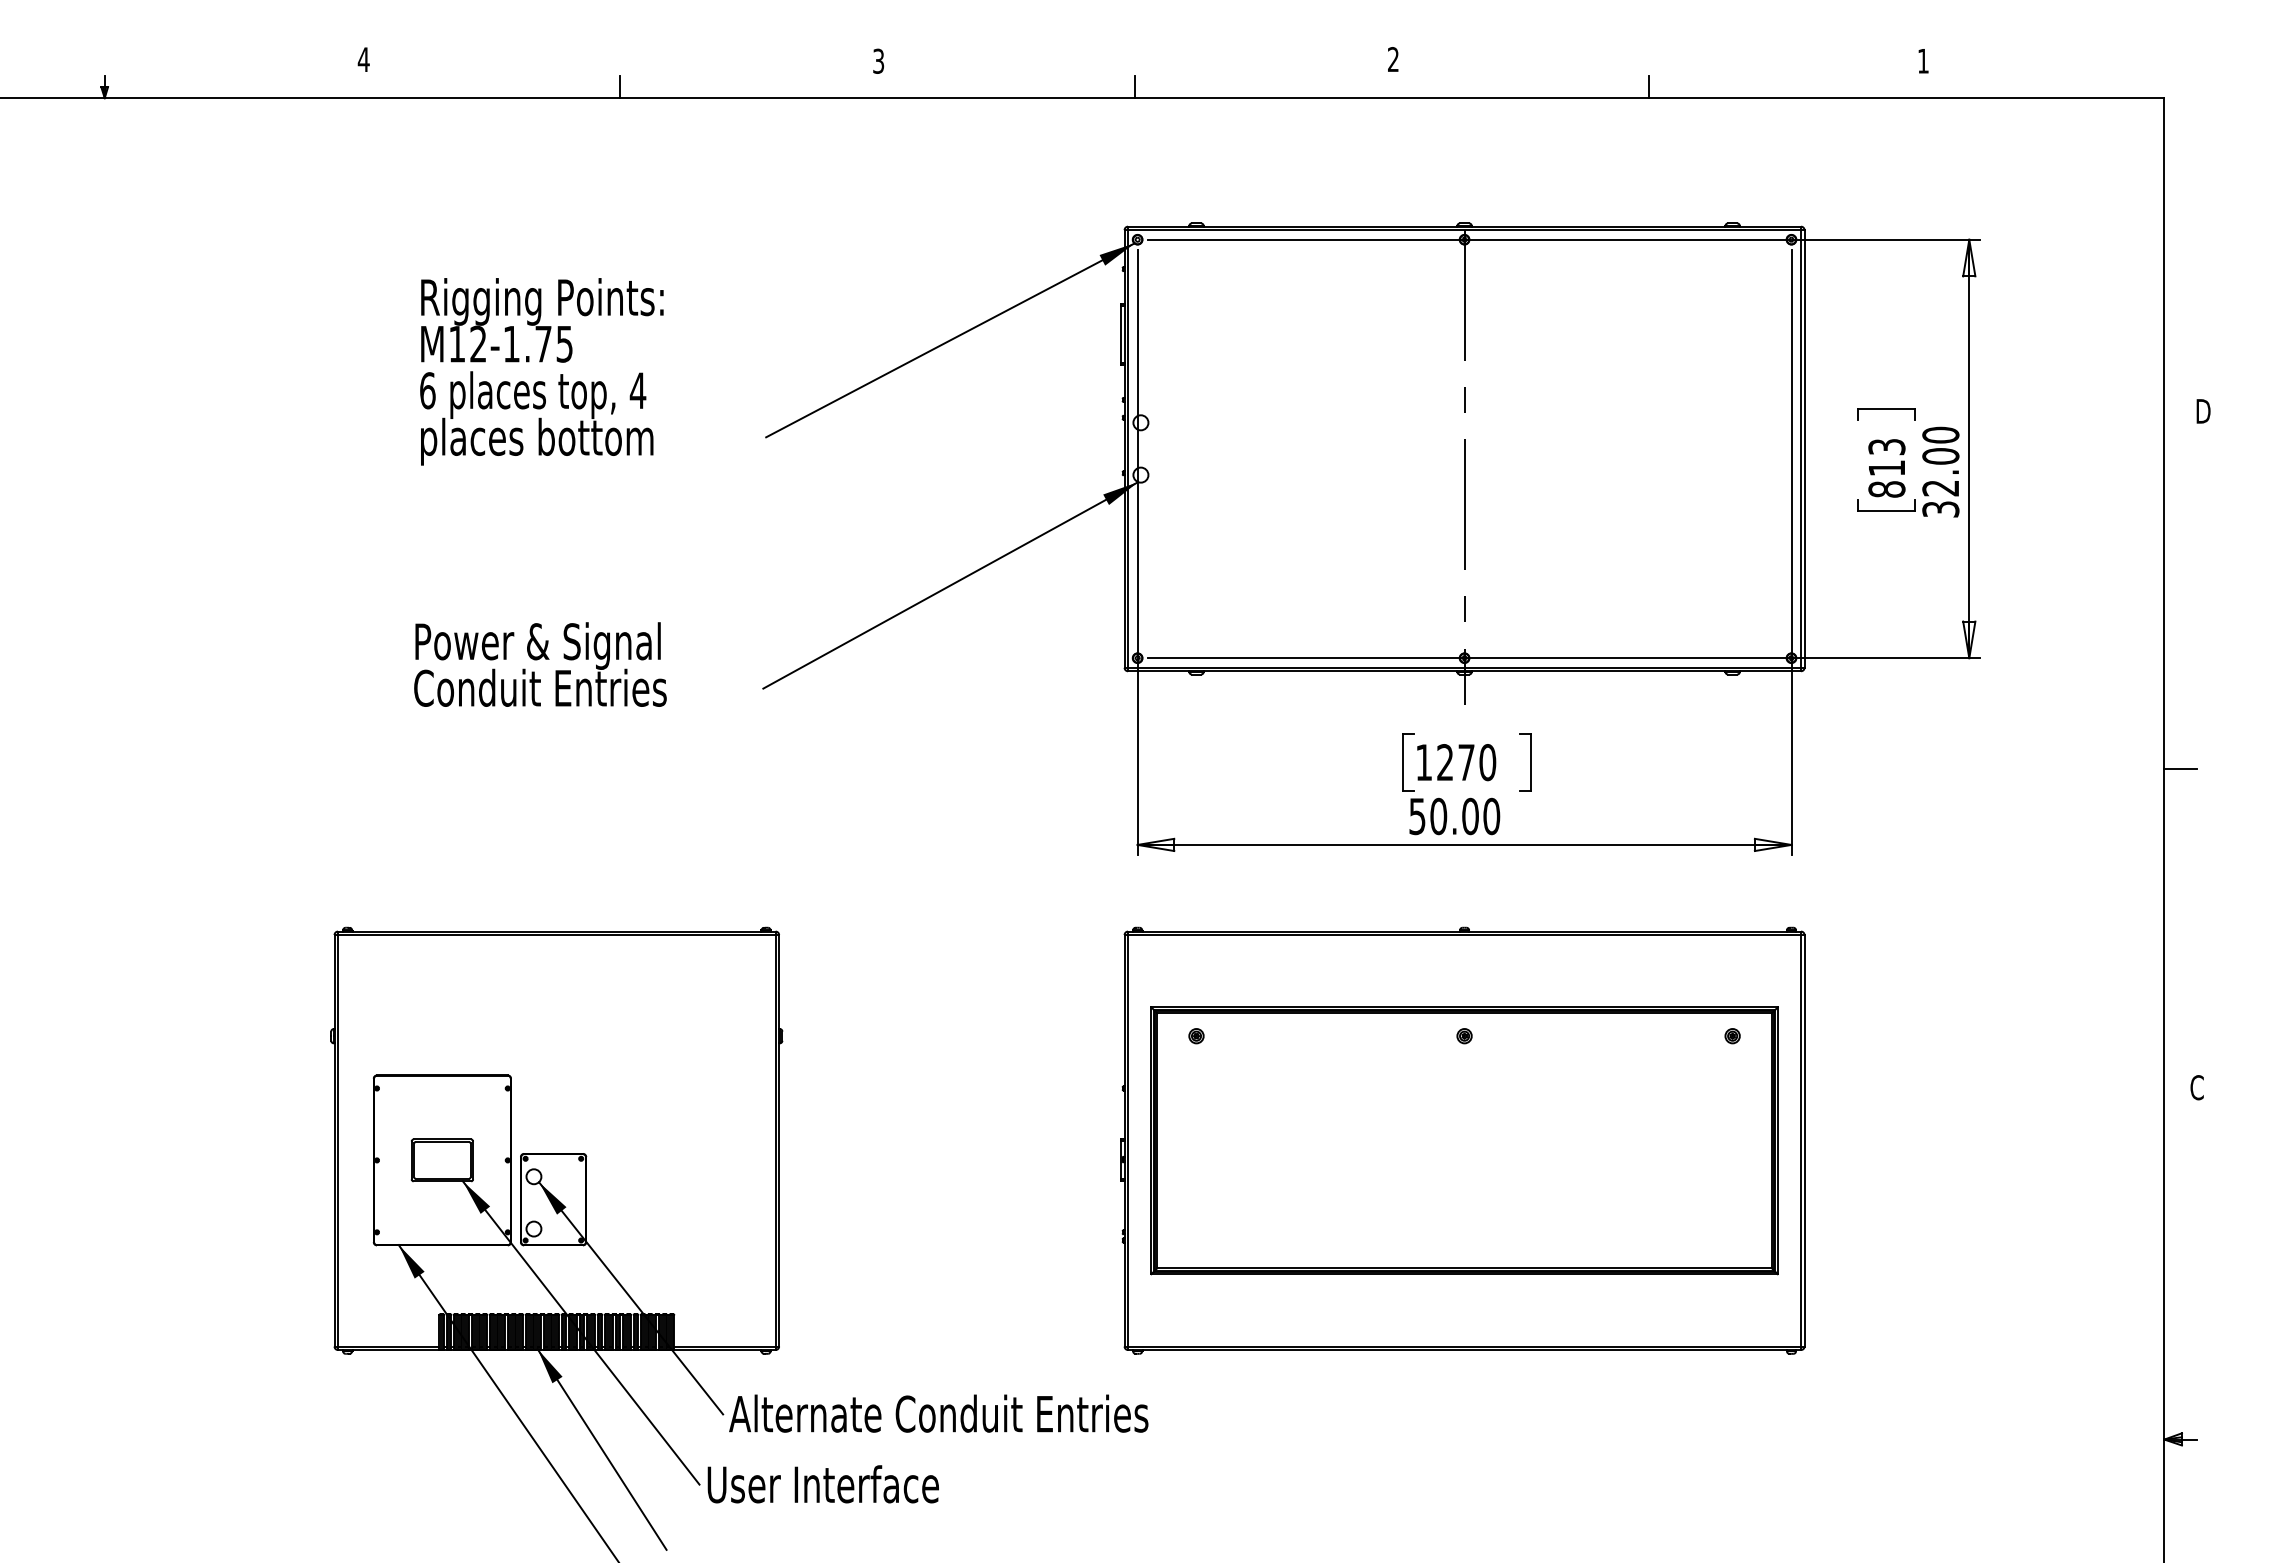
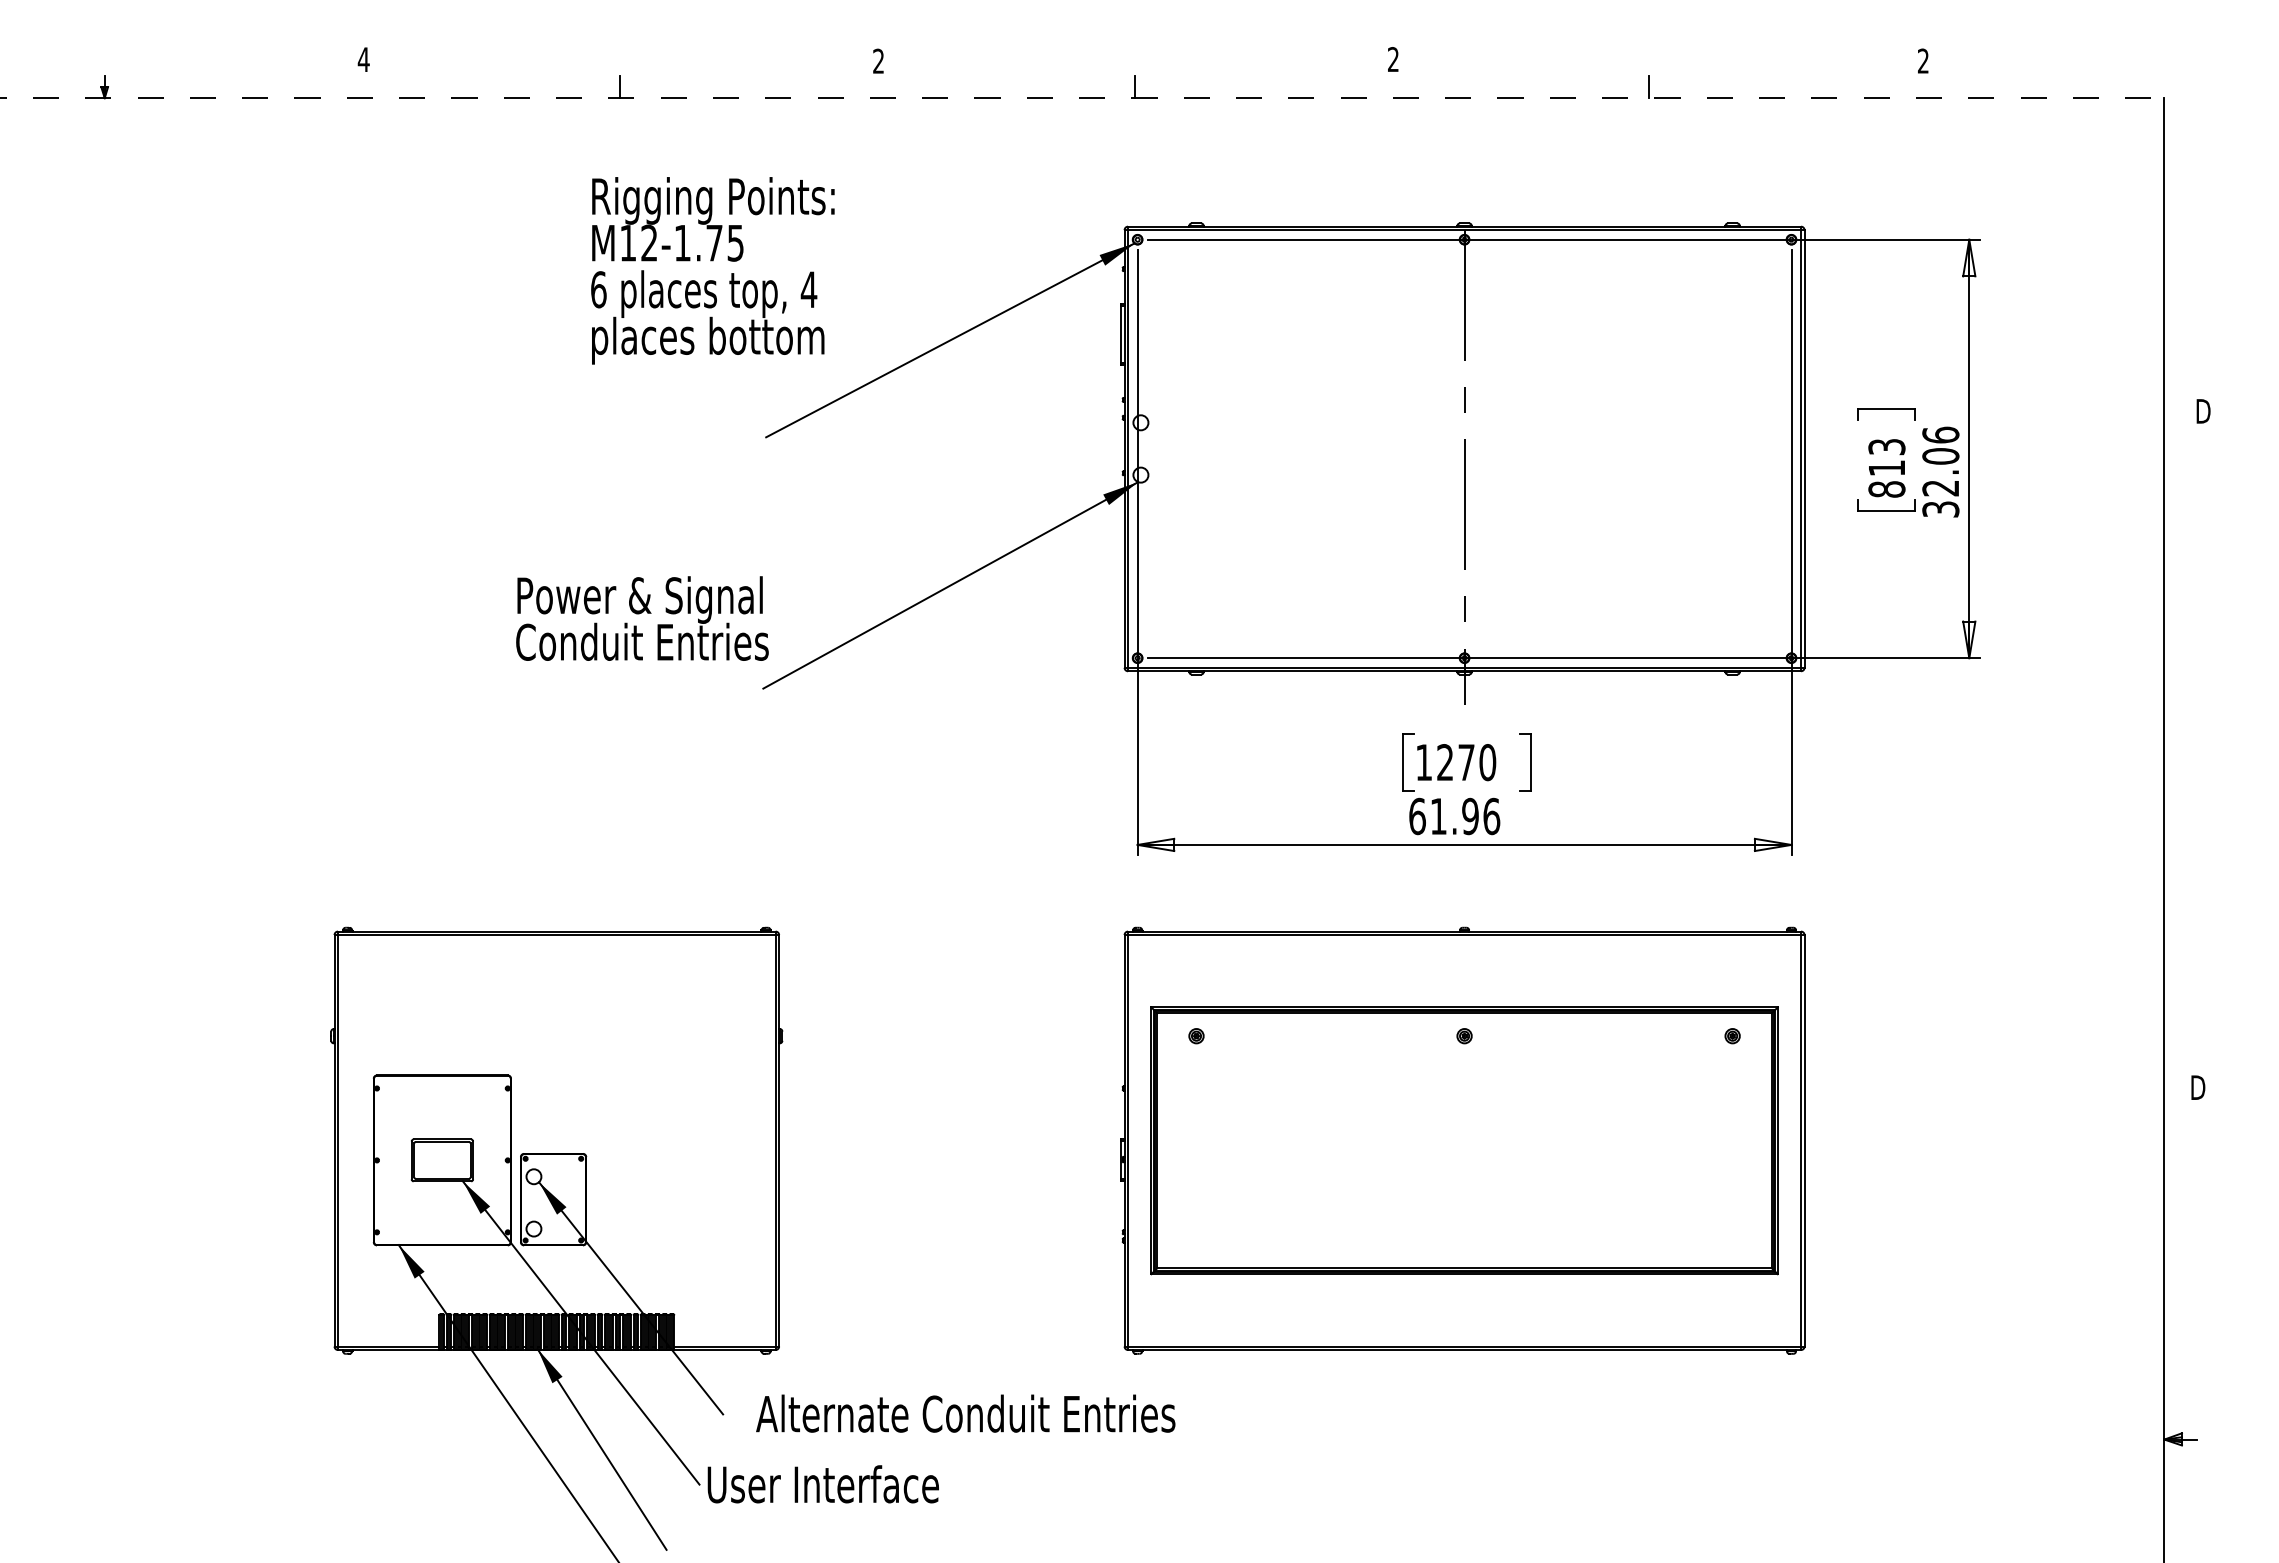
text: 1 -> 2 (1923, 60)
text: 3 -> 2 (878, 61)
line: solid -> dashed (1082, 98)
text position: (541, 371) -> (712, 270) (712, 270)
text: 32.00 -> 32.06 (1940, 434)
text position: (540, 664) -> (642, 618) (642, 618)
line: present -> none (2180, 769)
text: 50.00 -> 61.96 (1454, 816)
text: C -> D (2197, 1087)
text position: (938, 1413) -> (965, 1413) (965, 1413)
